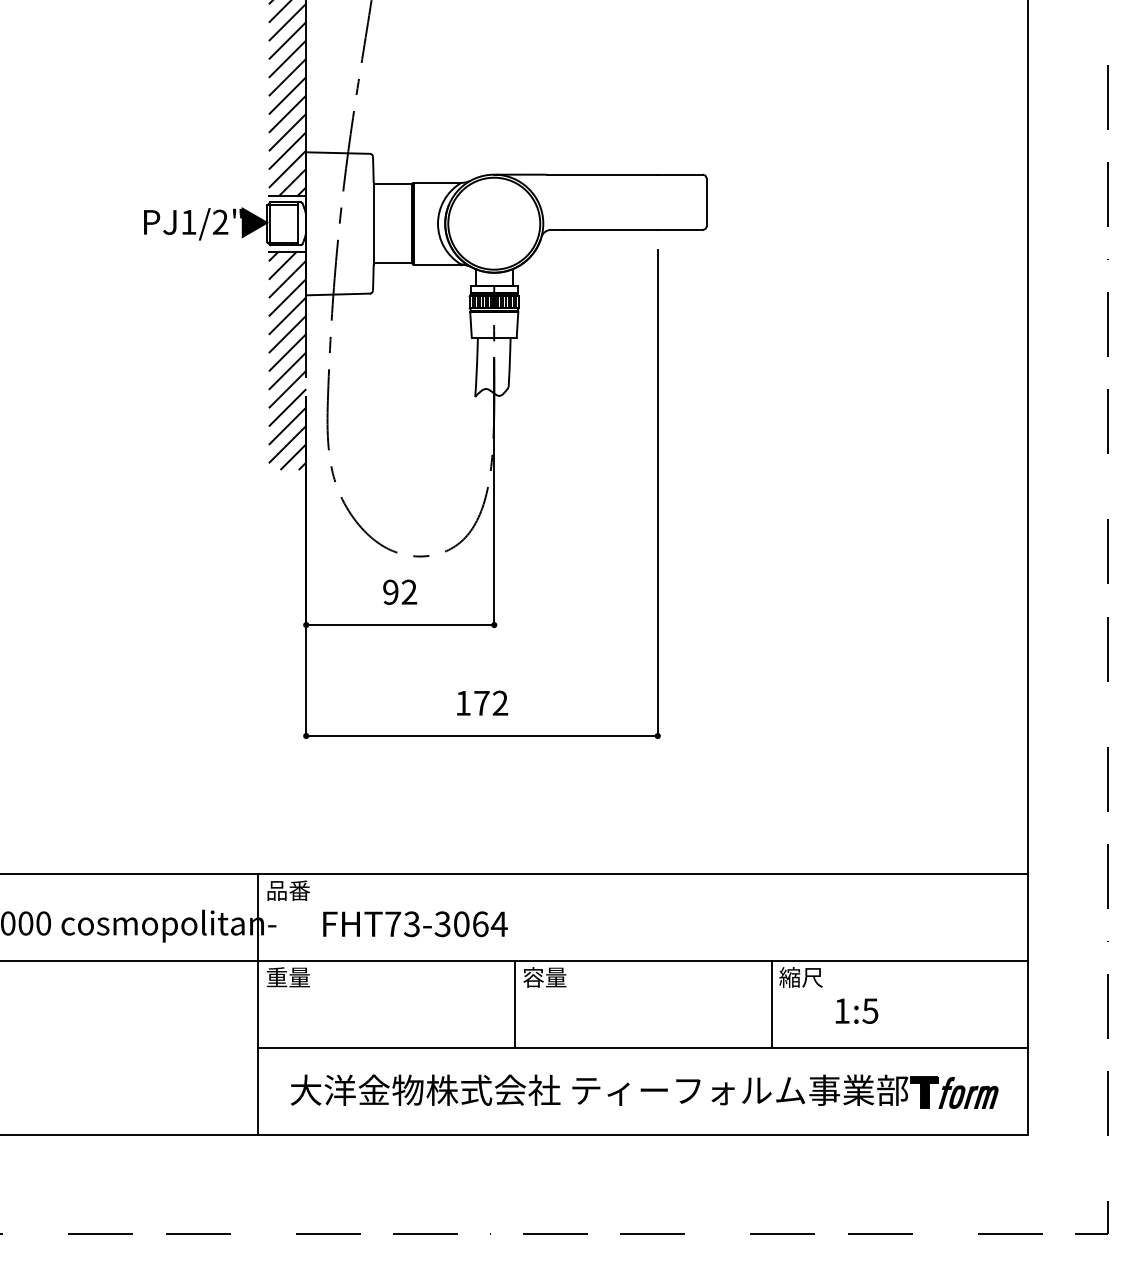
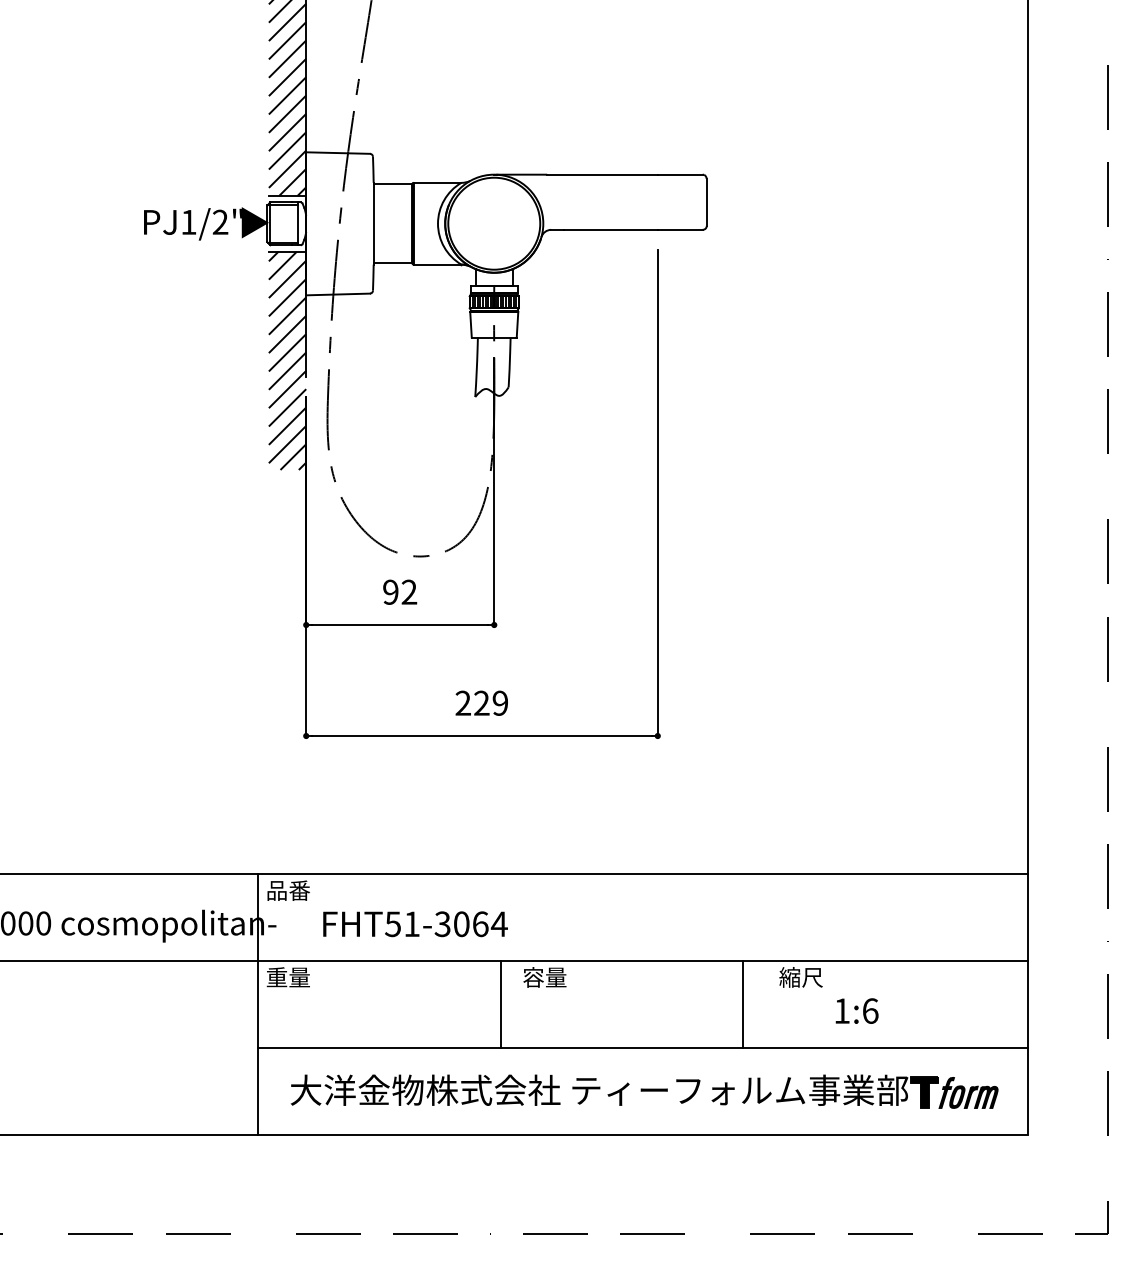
text: 172 -> 229 (481, 702)
text: FHT73-3064 -> FHT51-3064 (402, 924)
line position: (514, 1003) -> (500, 1003) (500, 1003)
line position: (771, 1003) -> (742, 1003) (742, 1003)
text: 1:5 -> 1:6 (870, 1010)
